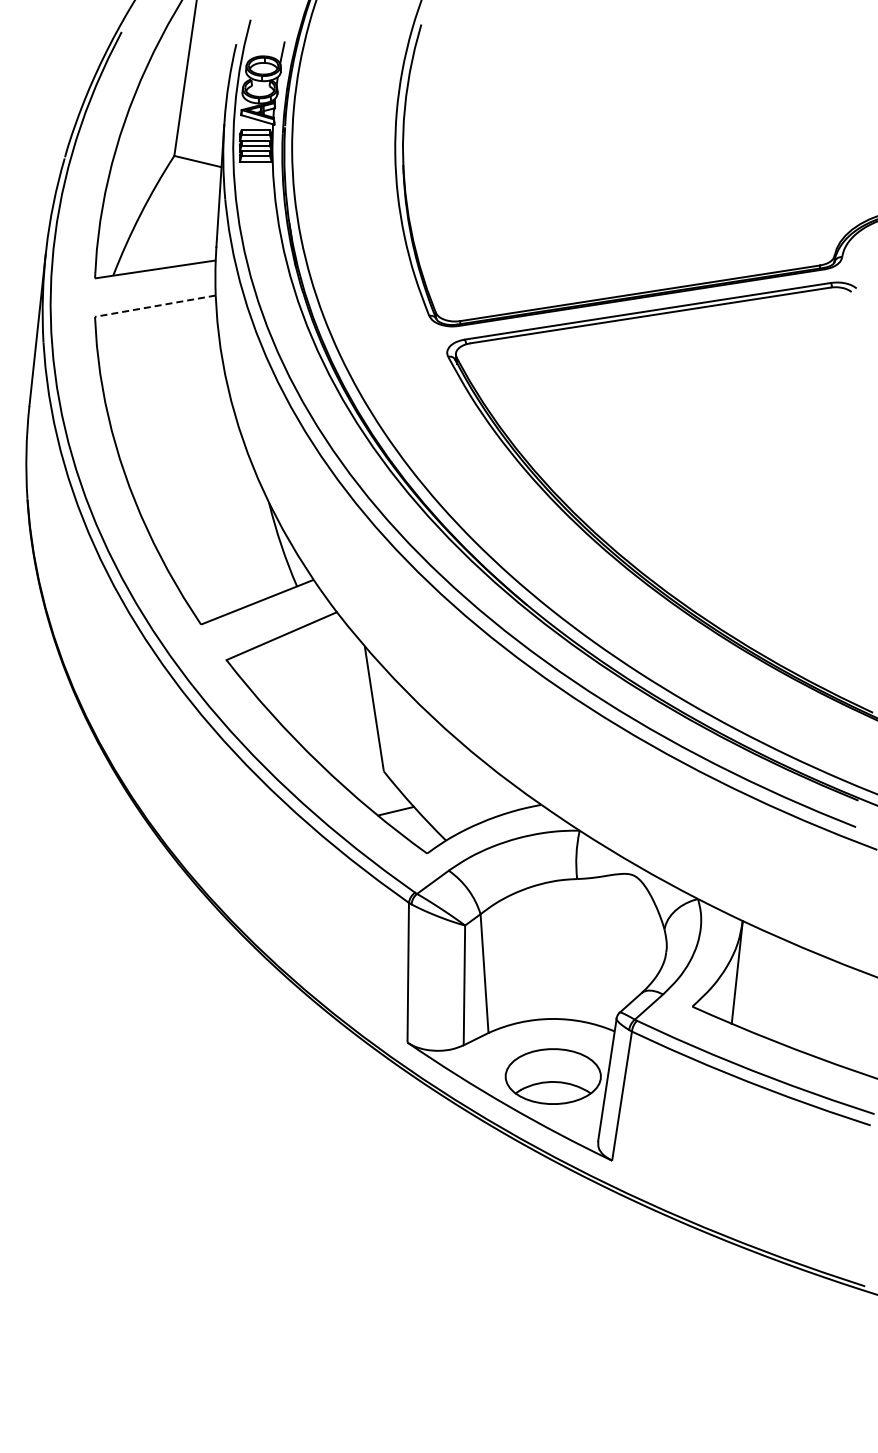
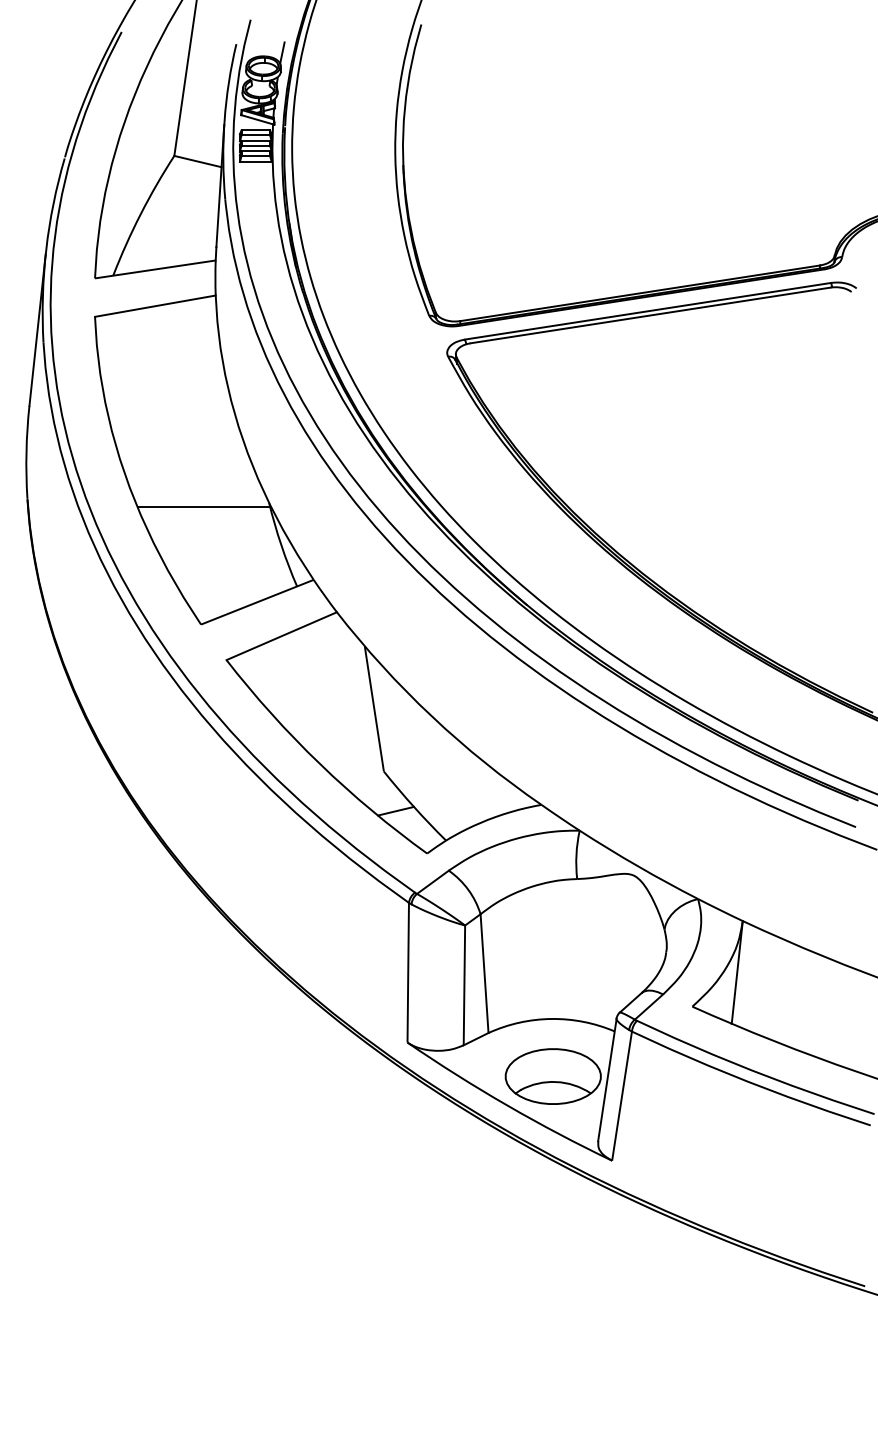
line: dashed -> solid (154, 306)
line: none -> present (203, 507)
